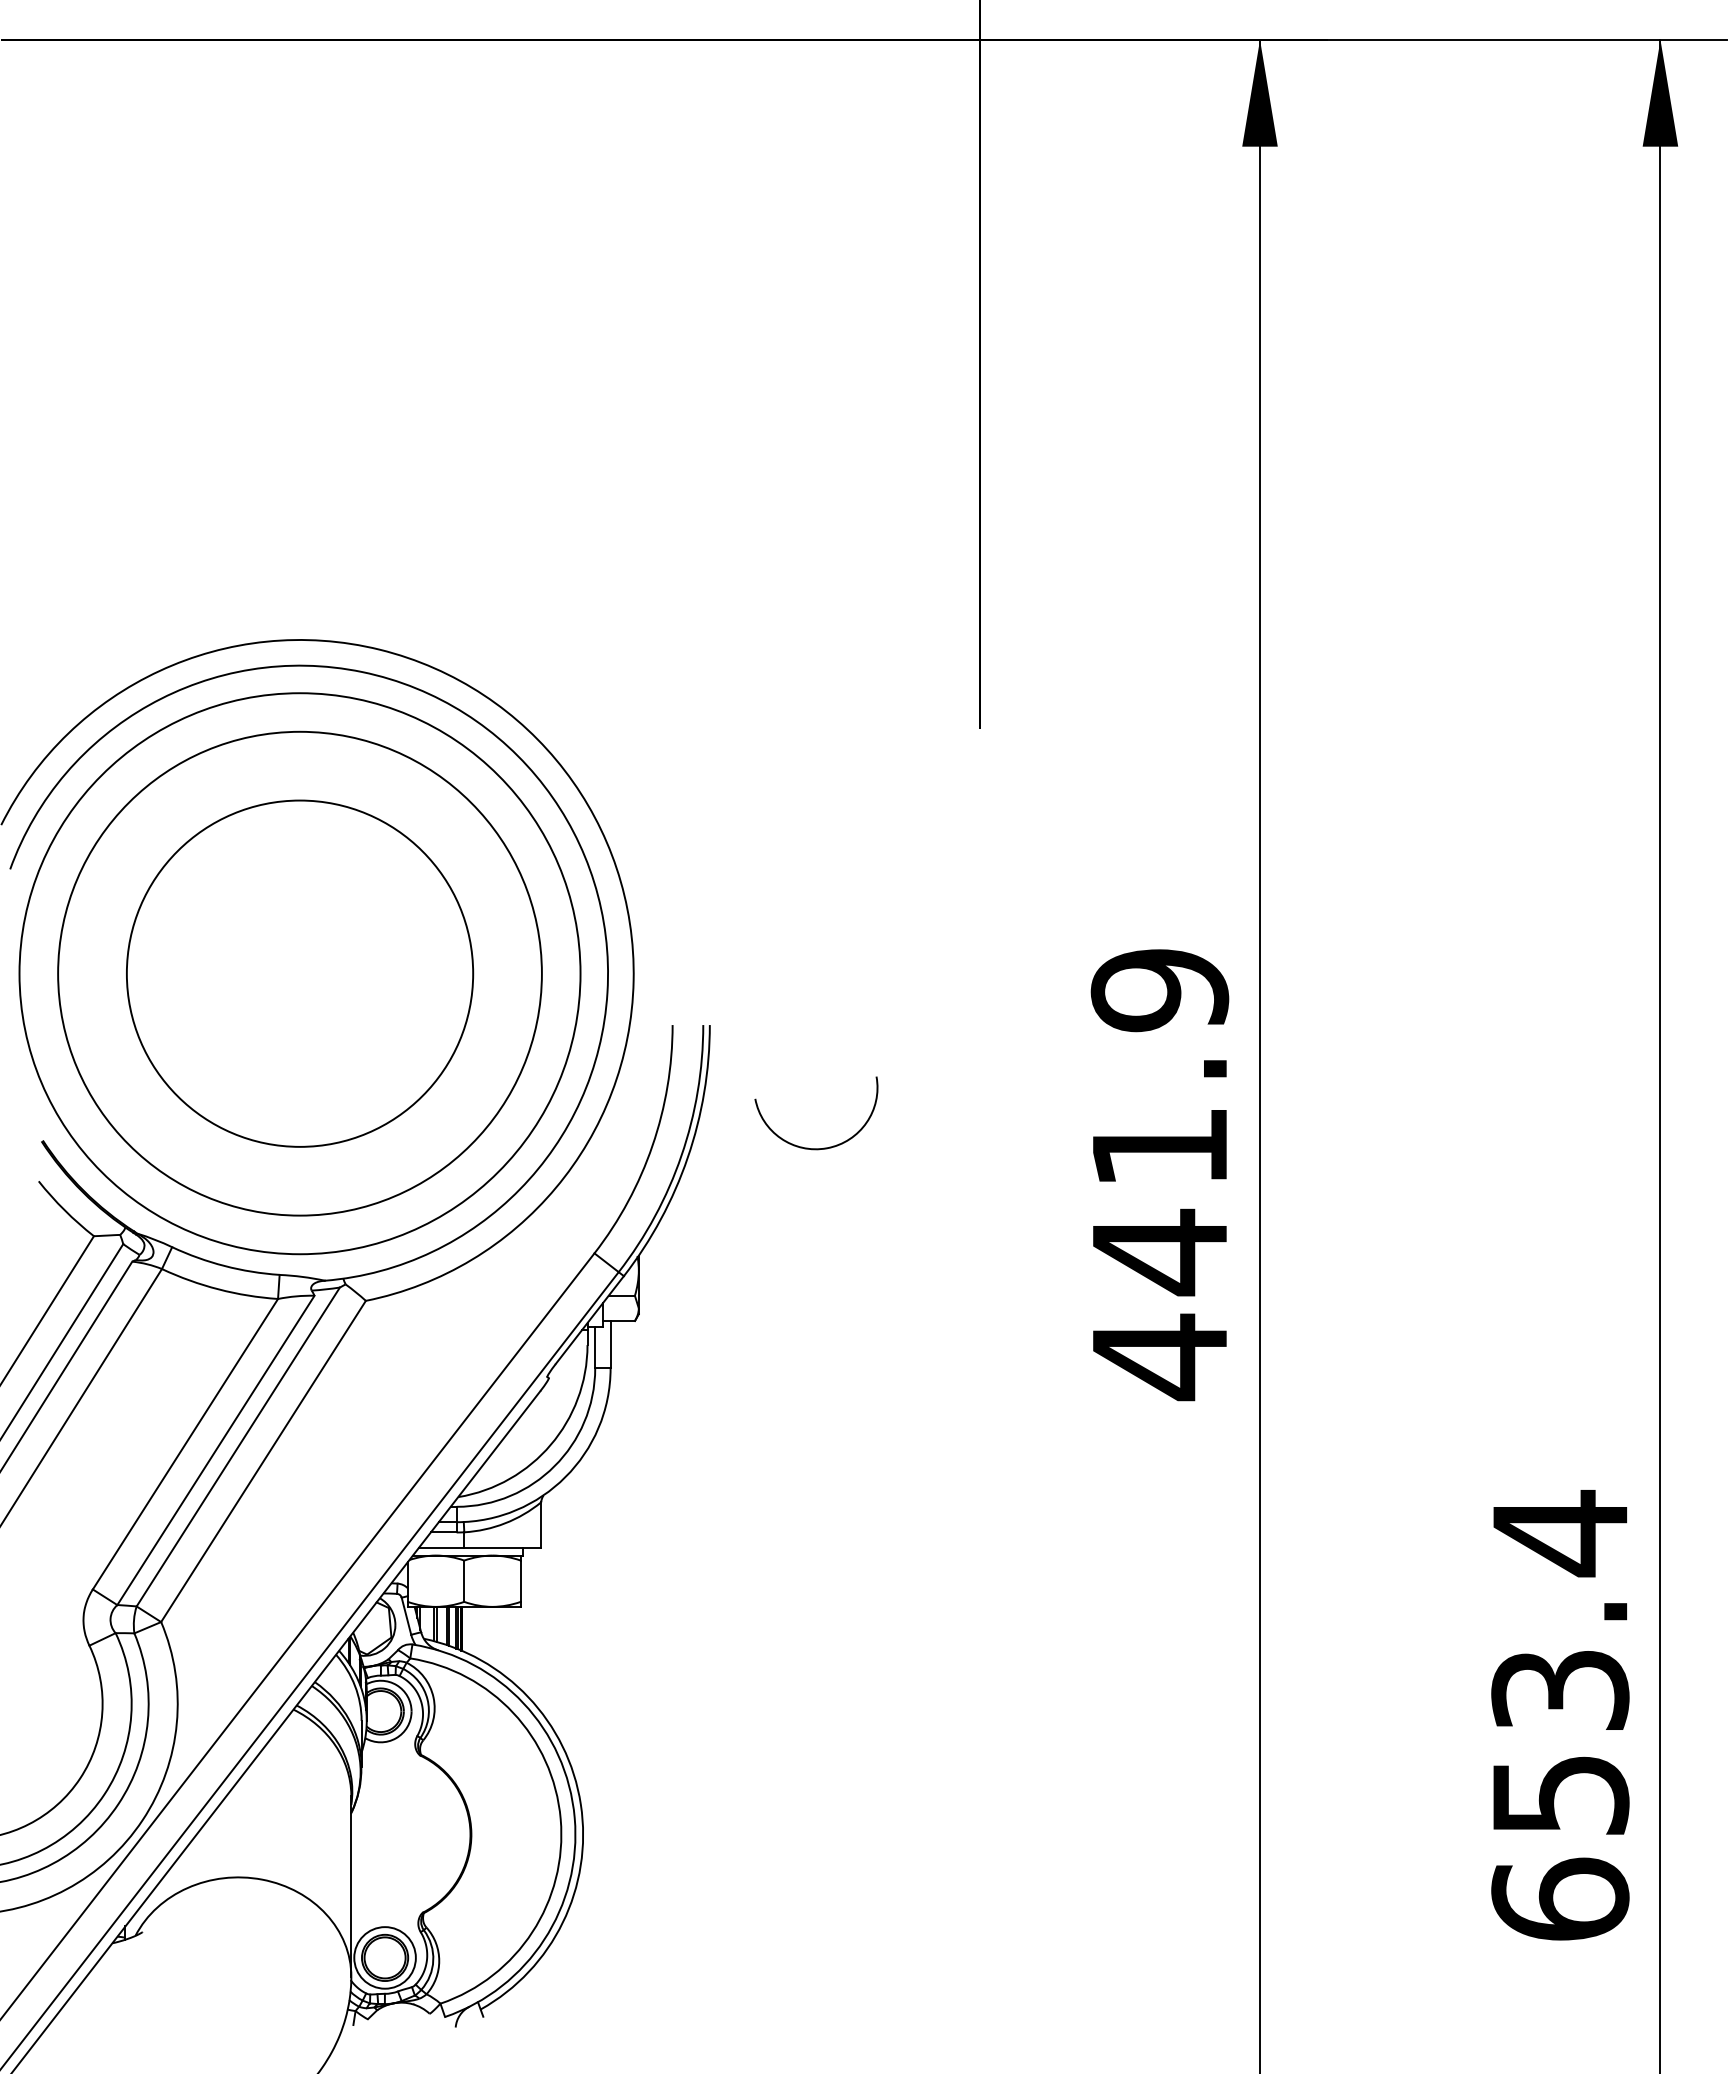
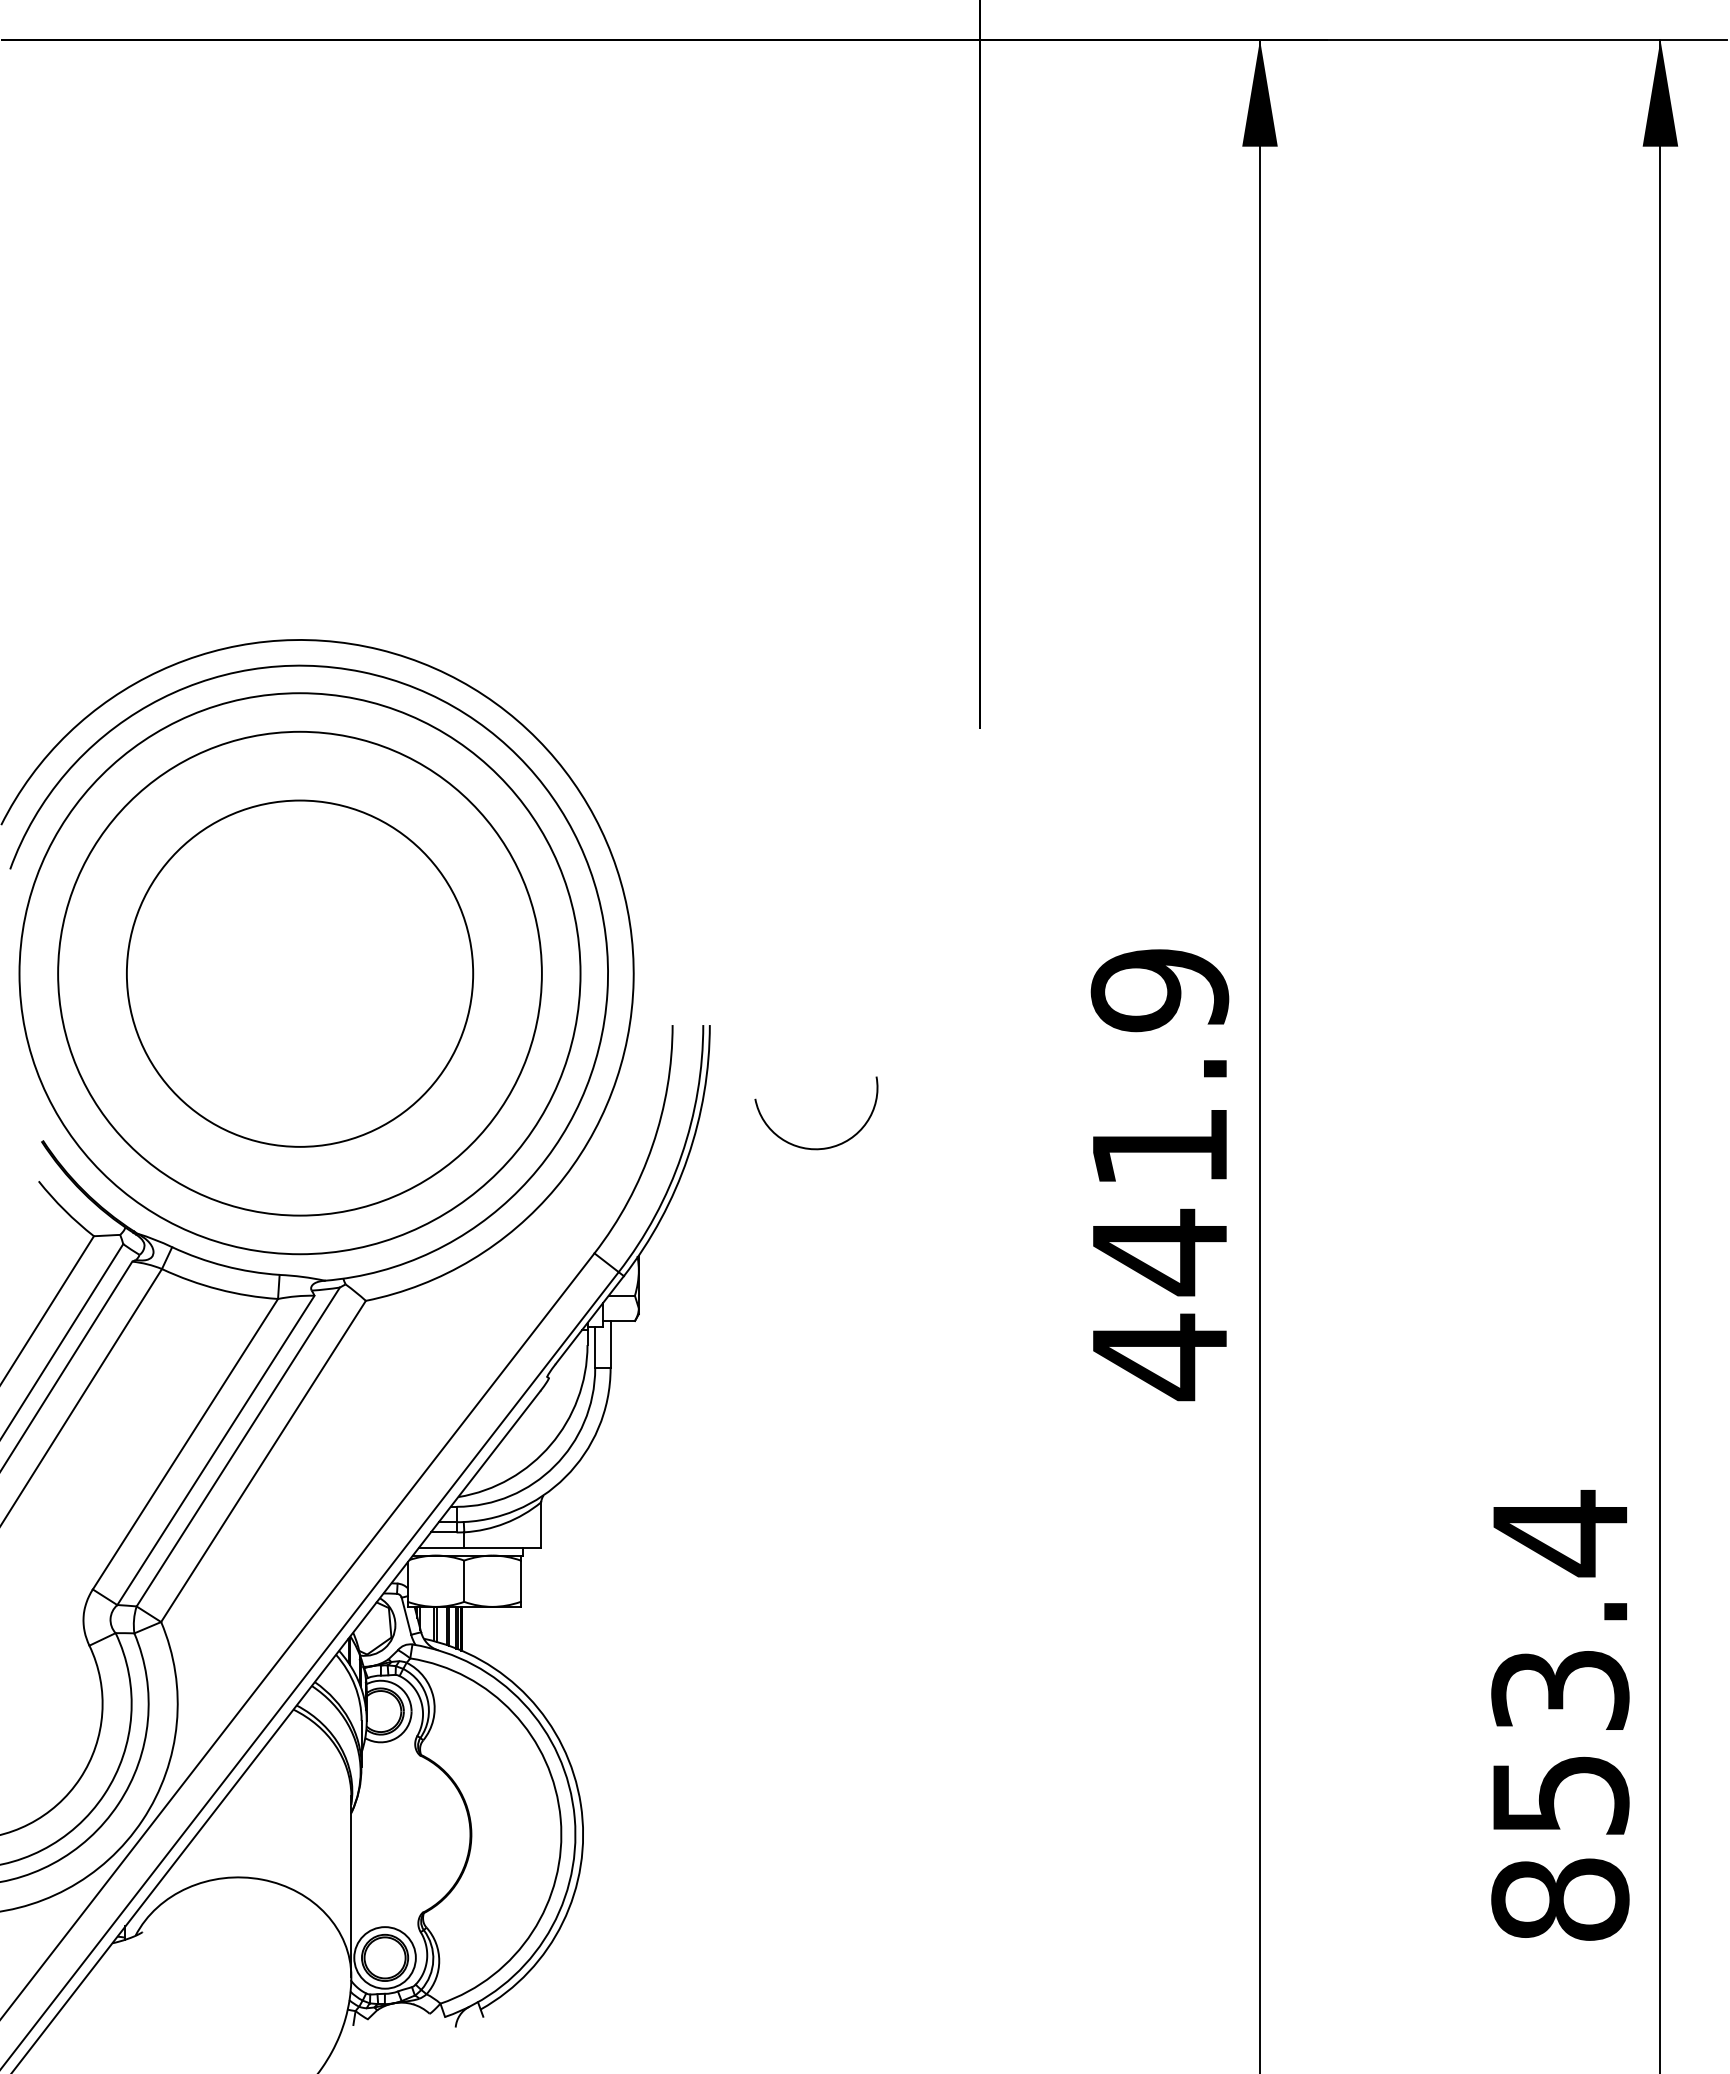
text: 653.4 -> 853.4 (1560, 1898)
